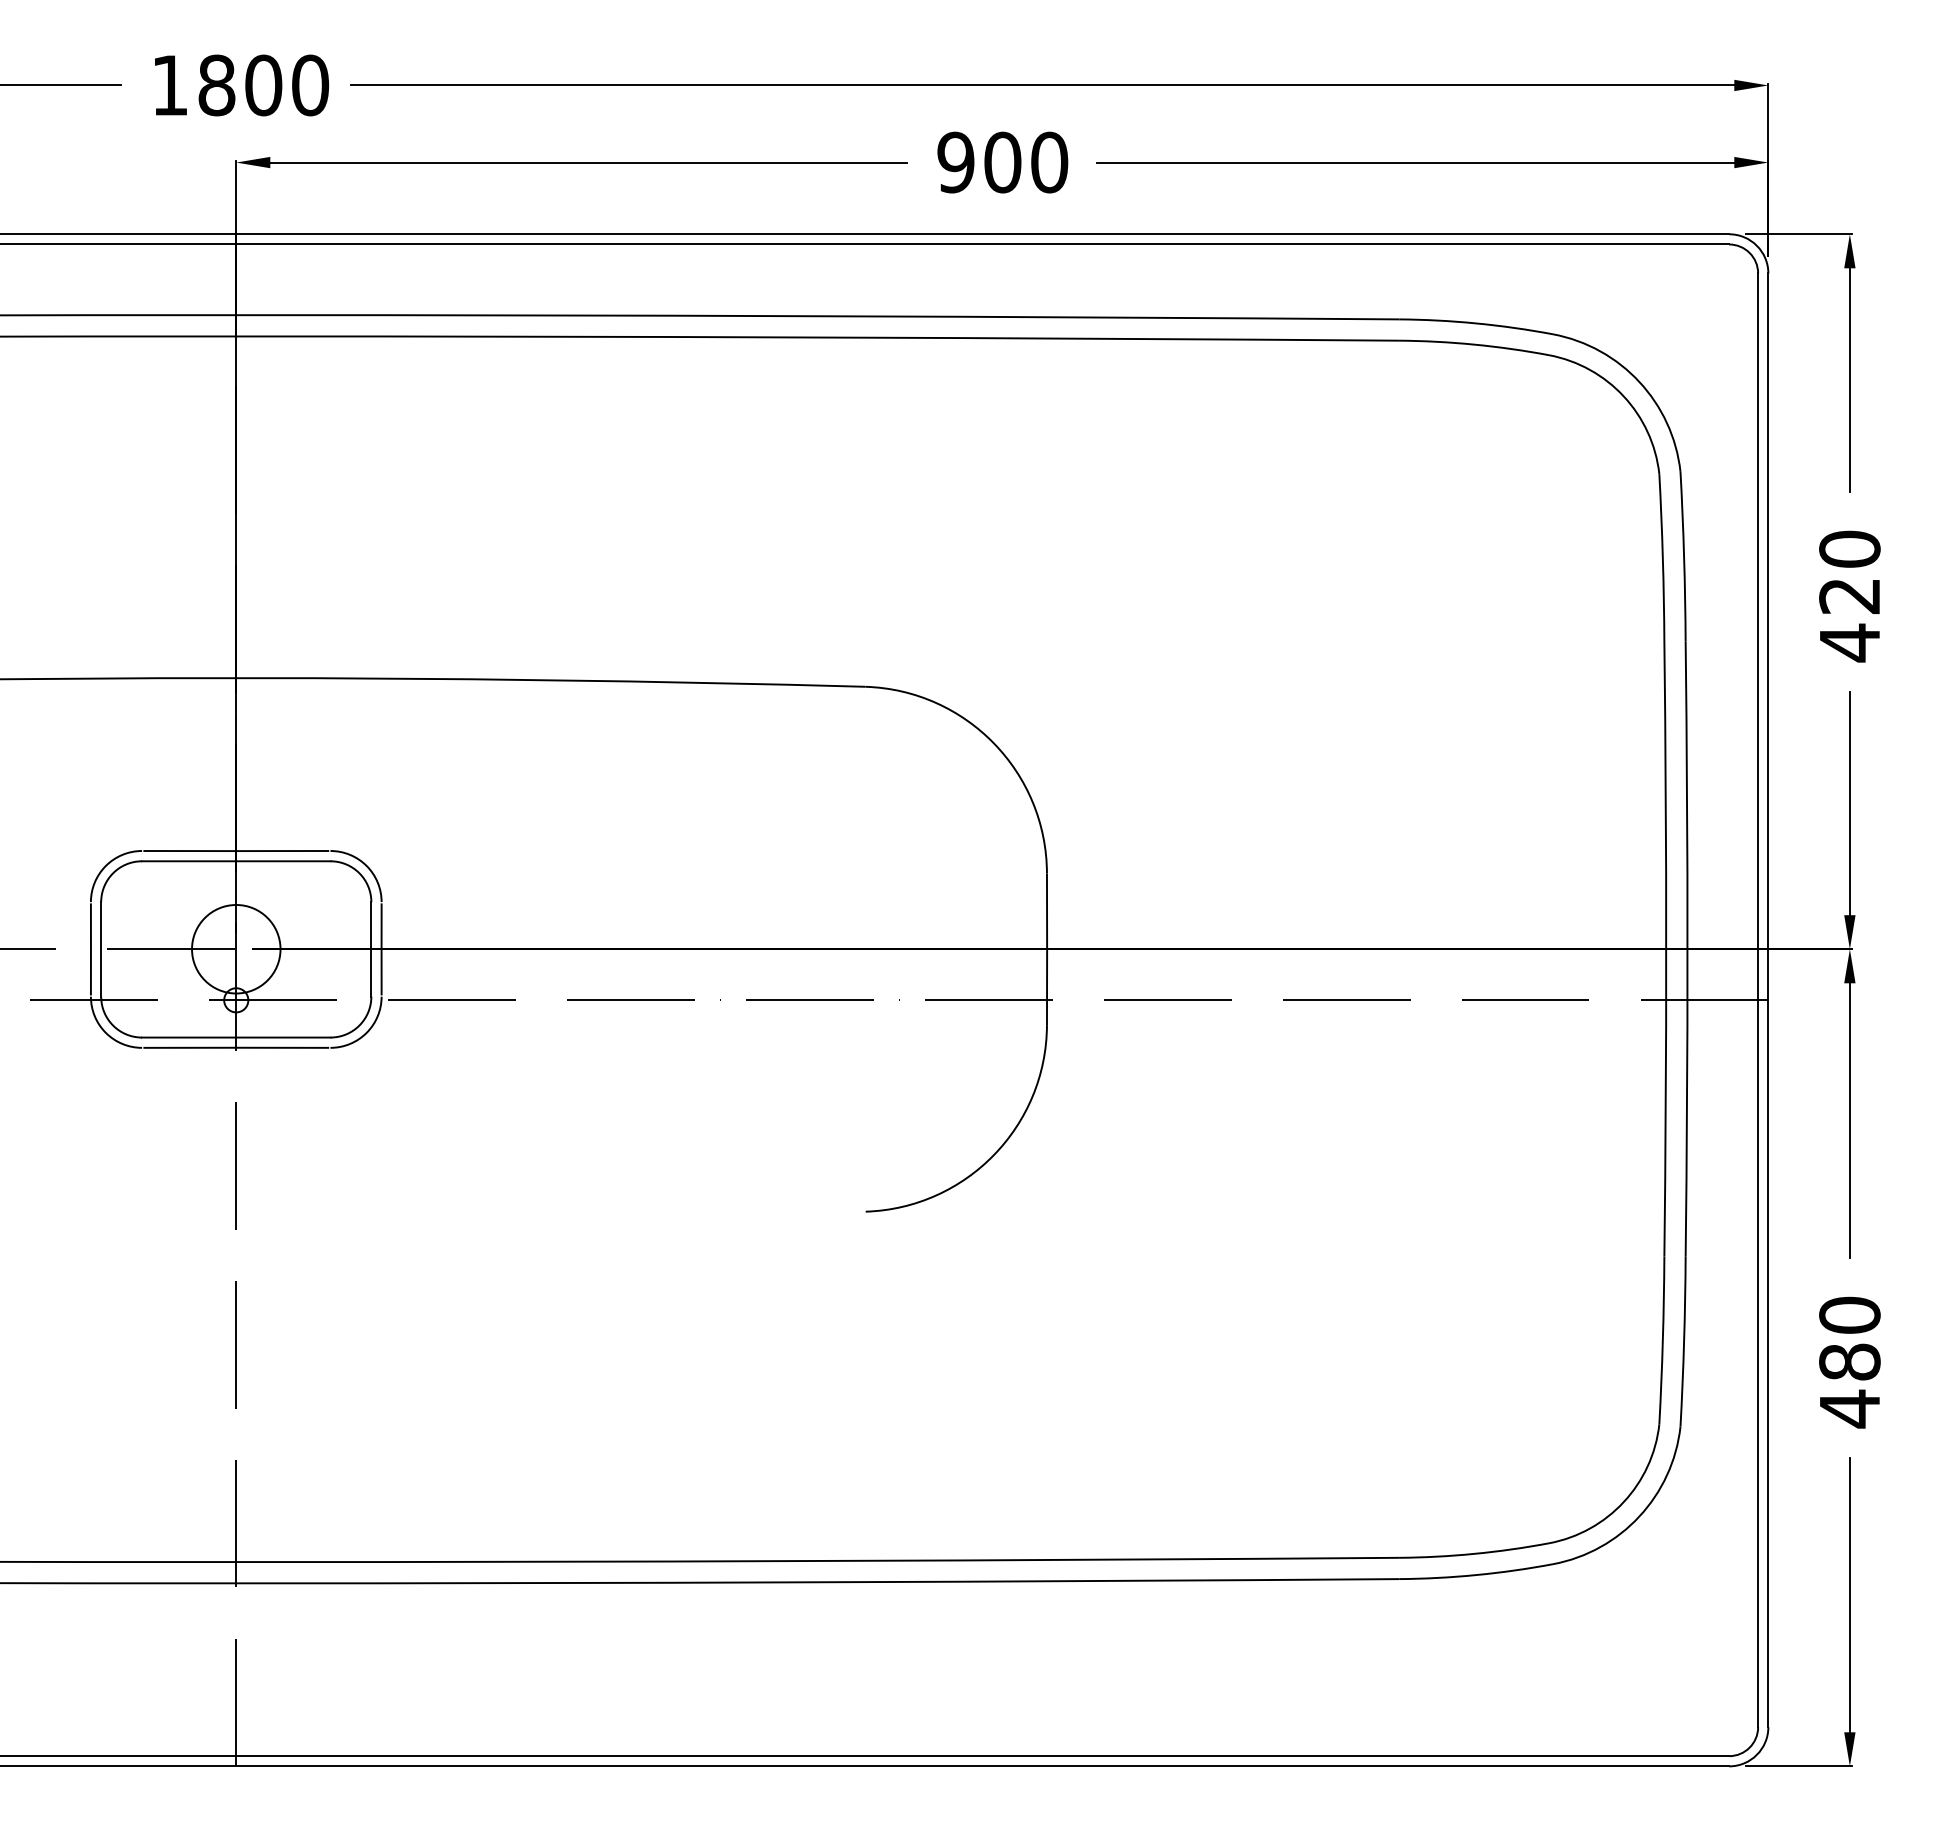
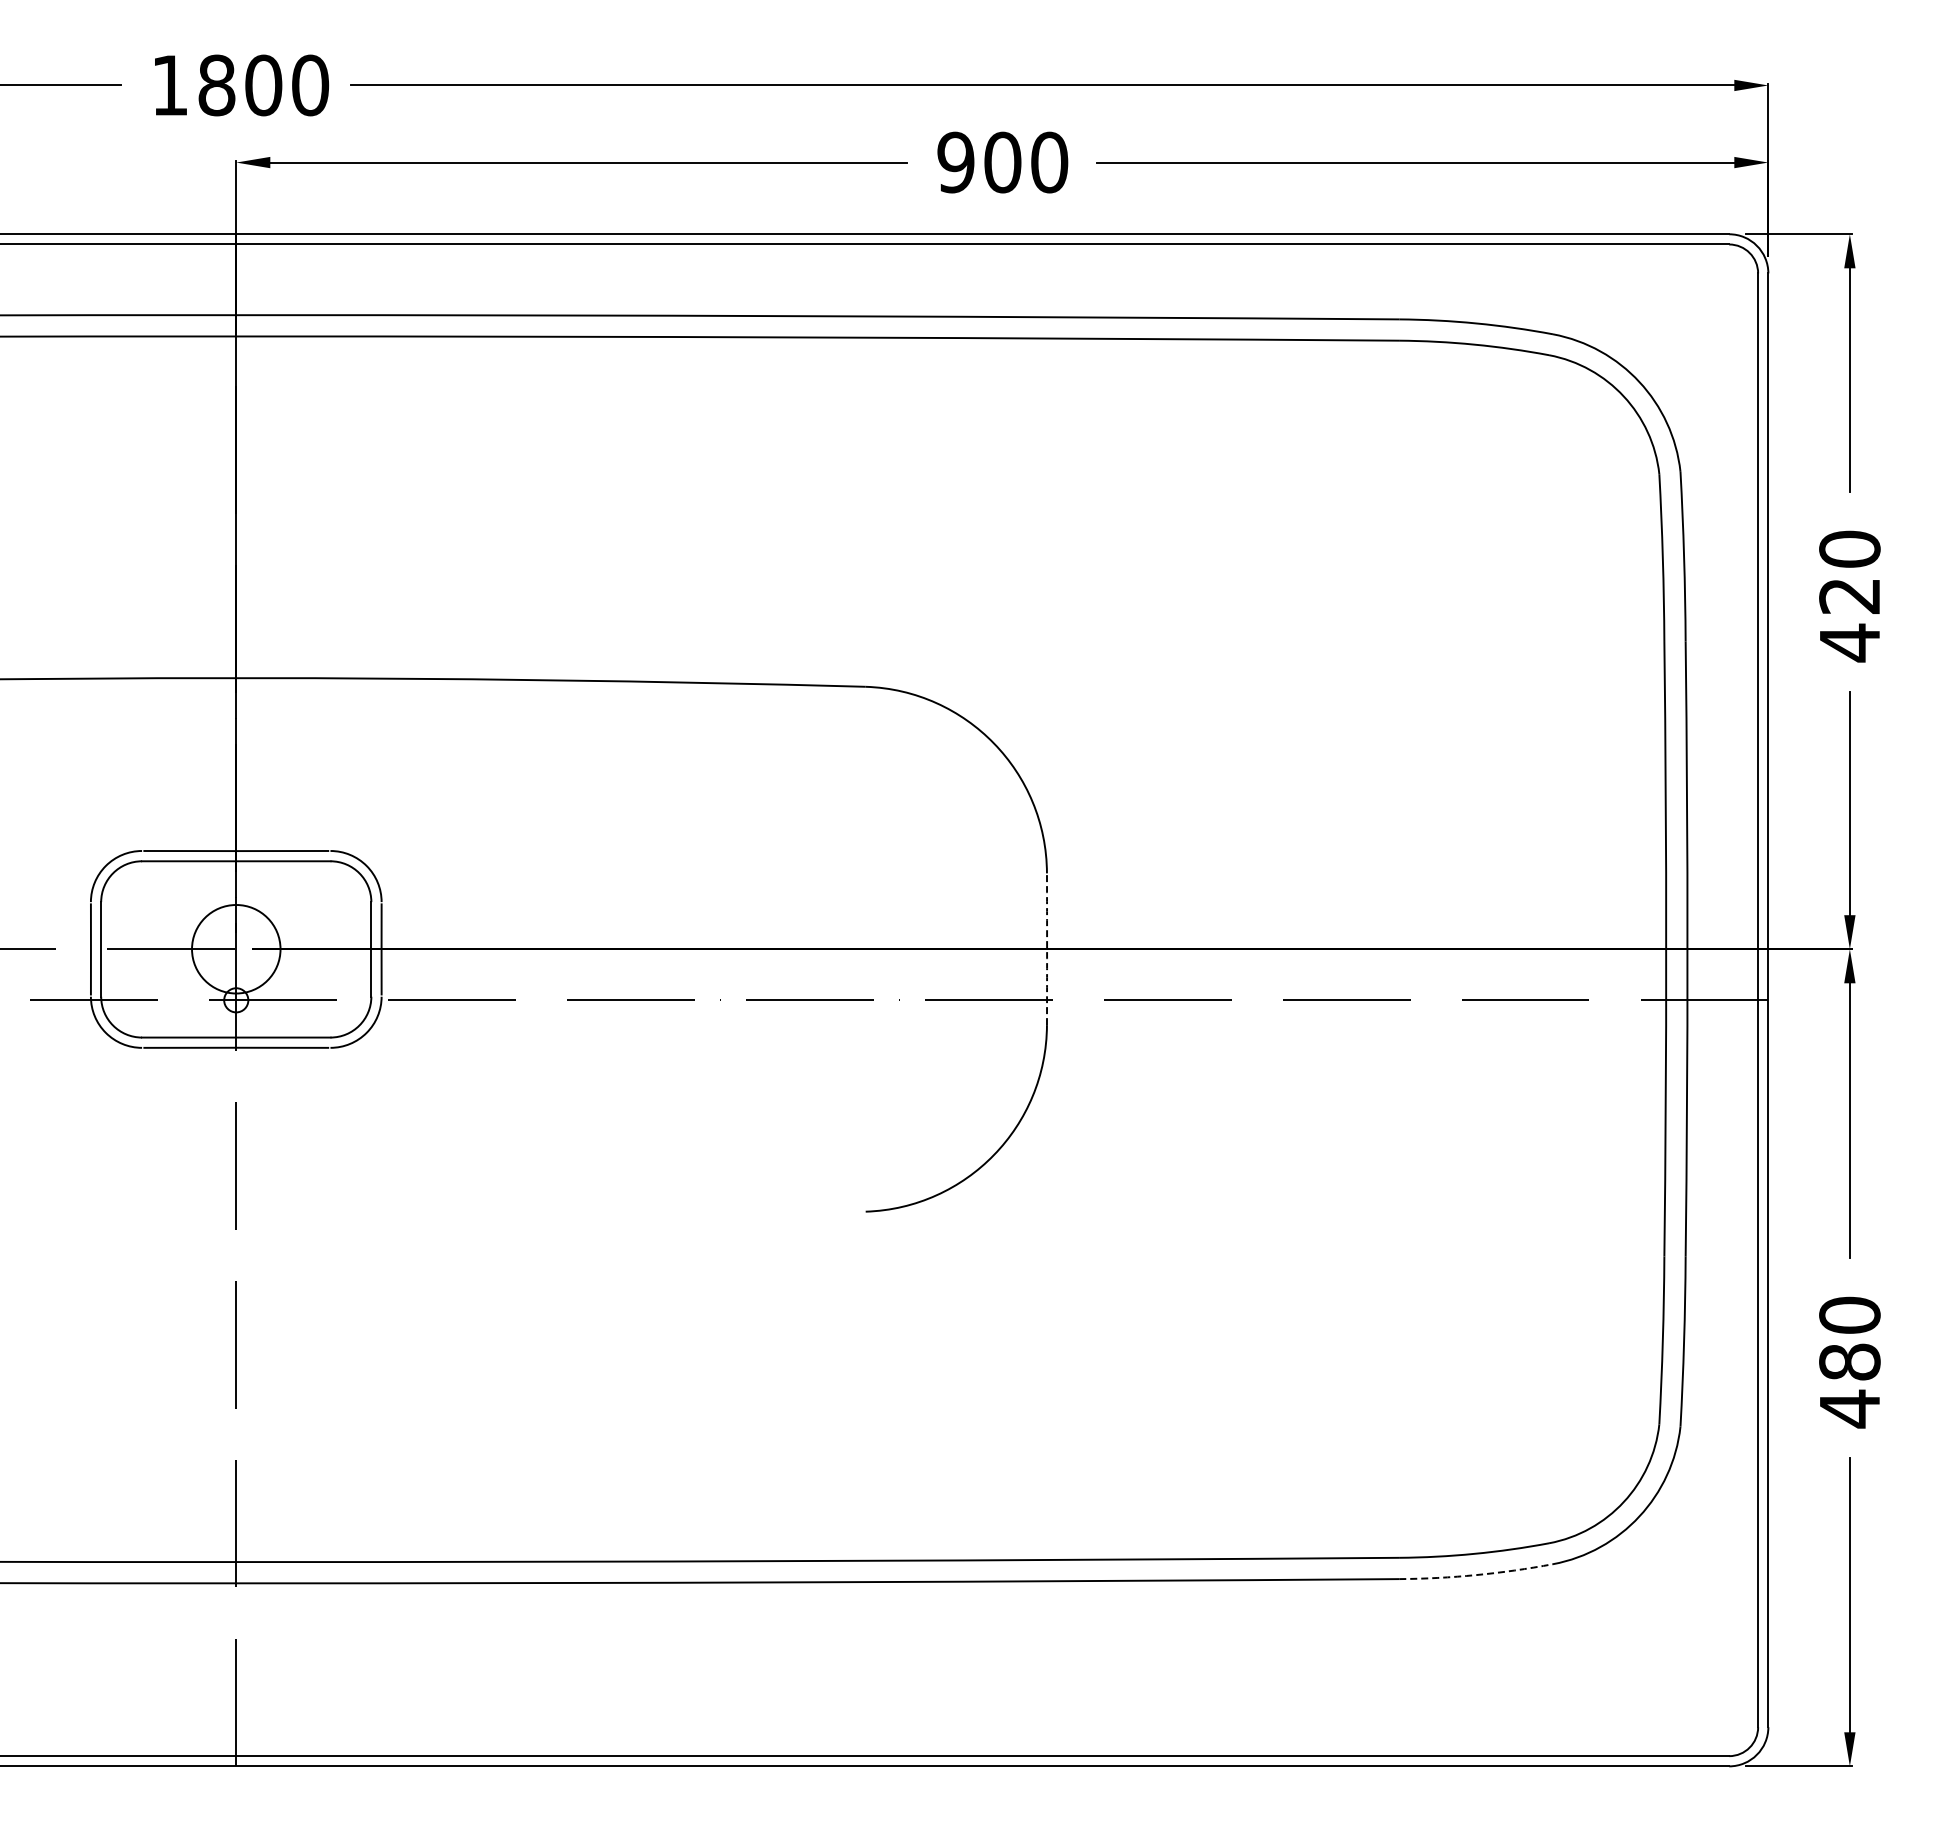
arc: solid -> dashed (1047, 949)
arc: solid -> dashed (1476, 1575)
